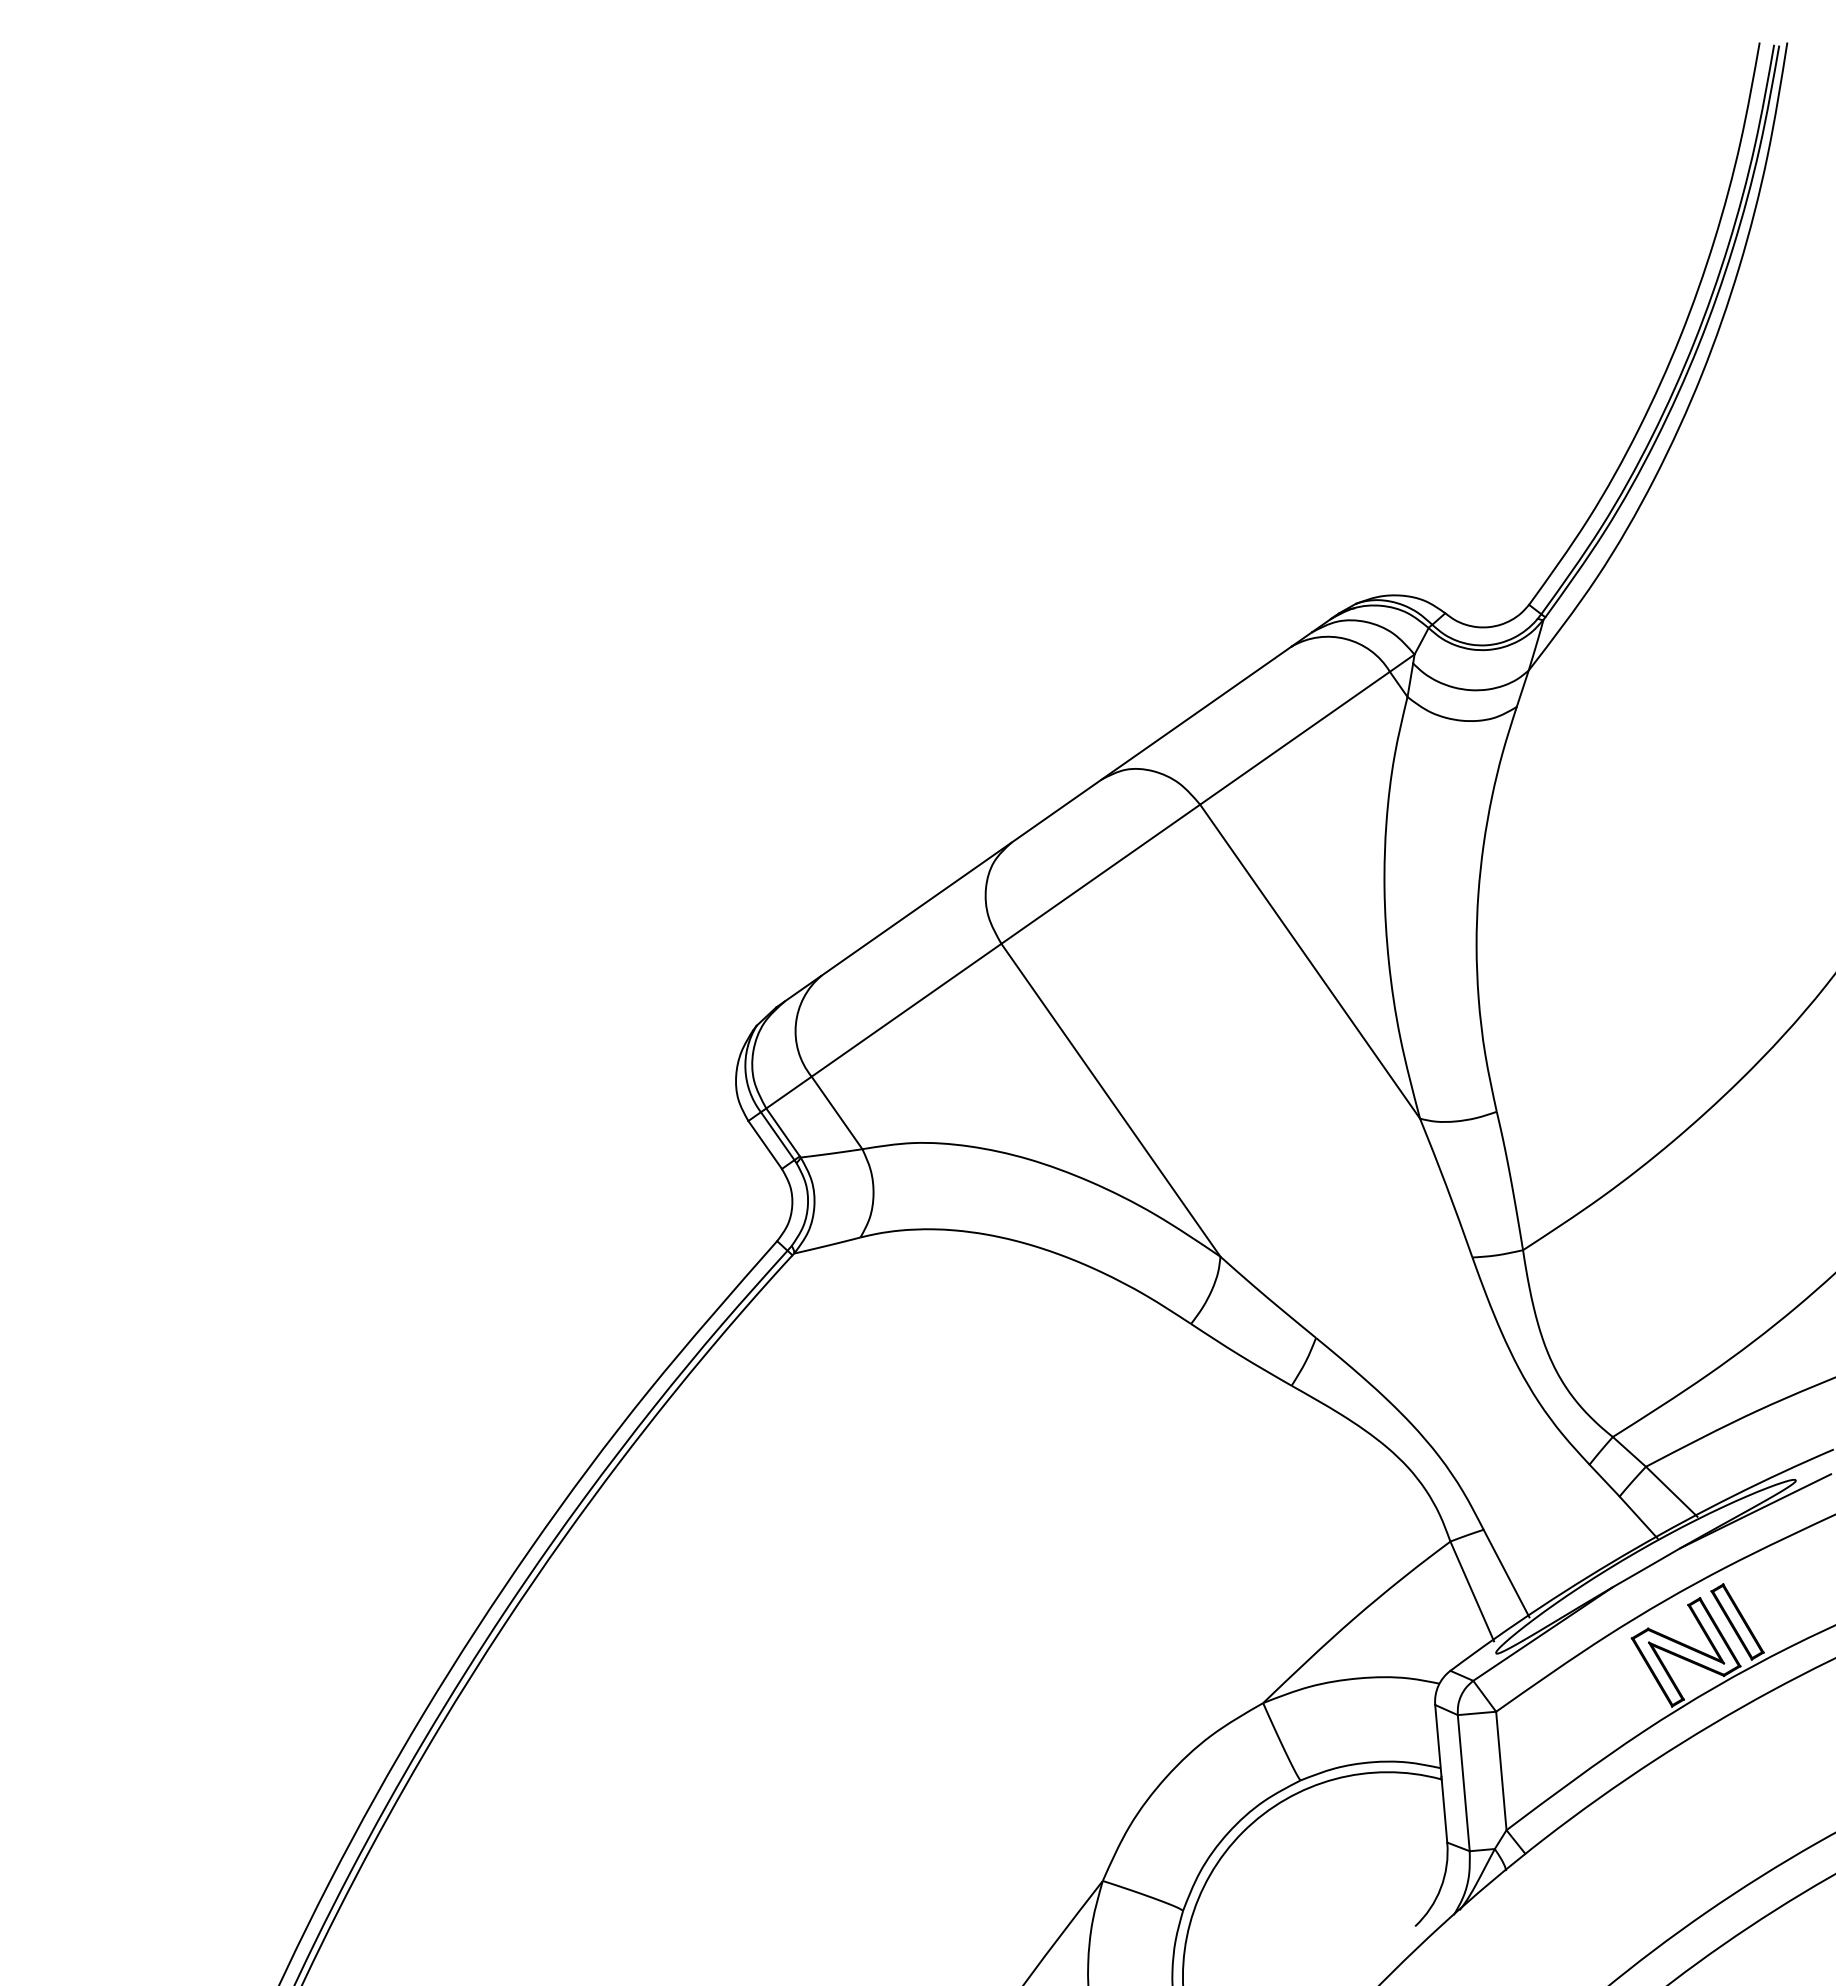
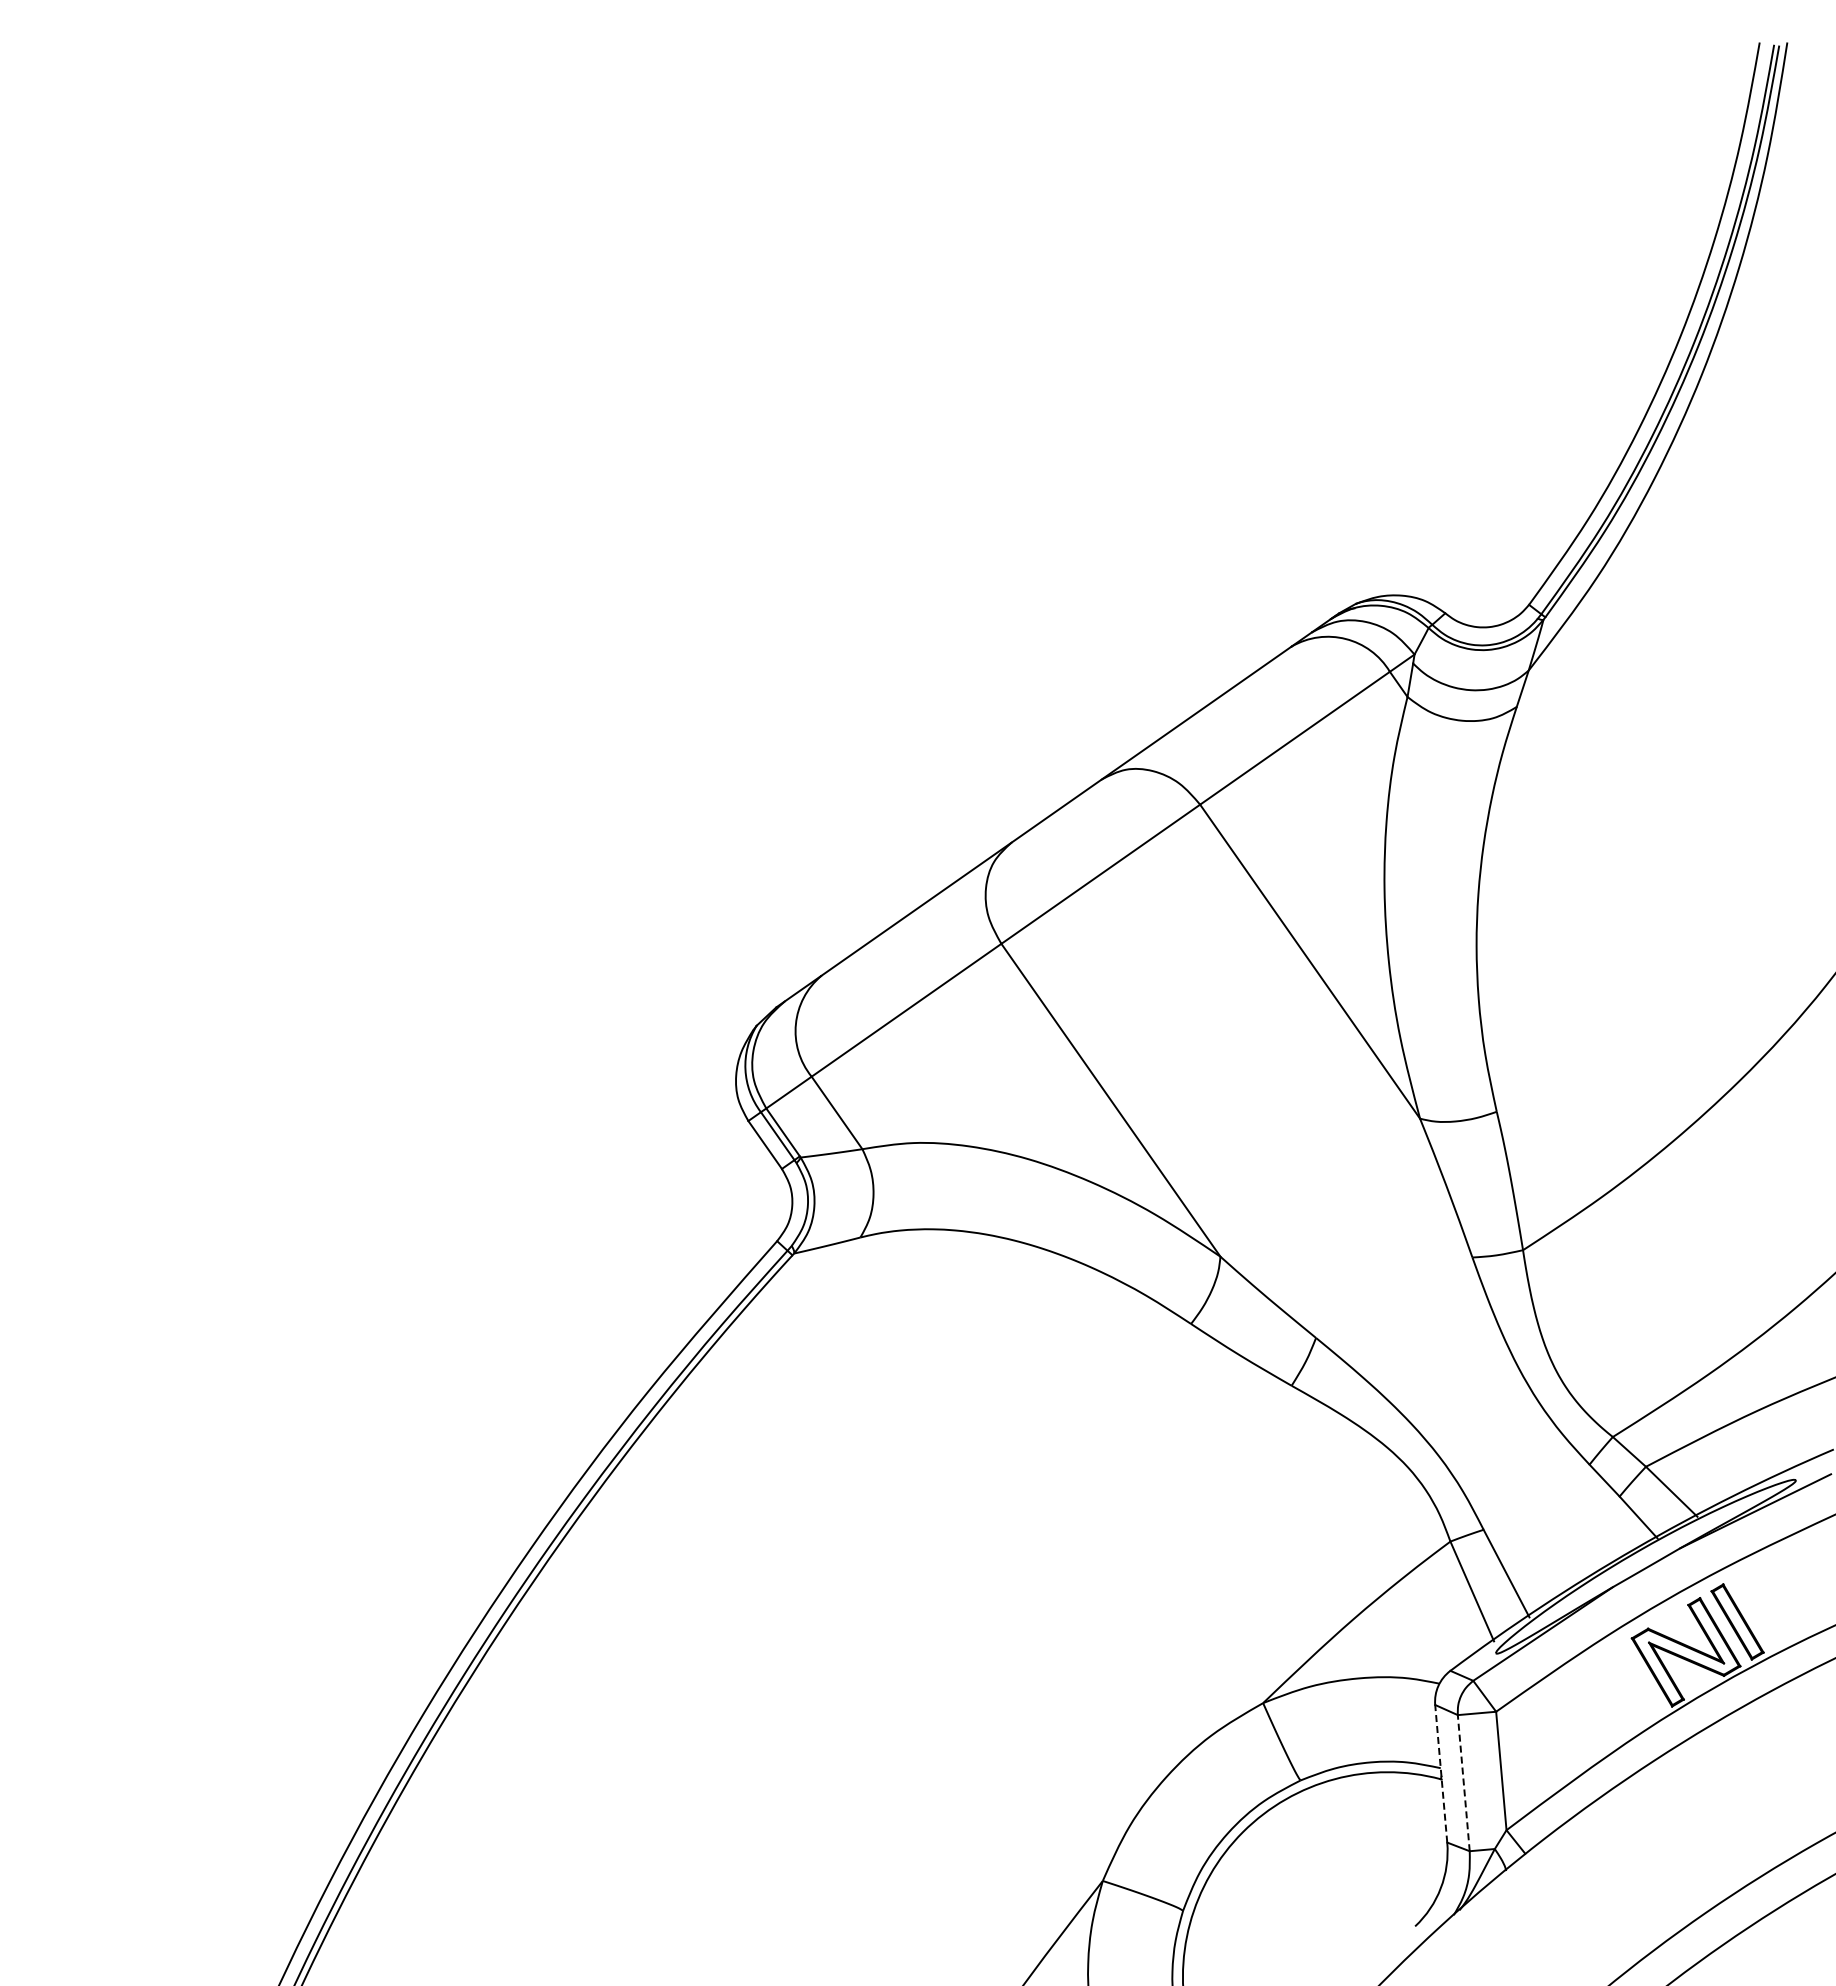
line: solid -> dashed (1441, 1773)
line: solid -> dashed (1463, 1782)
